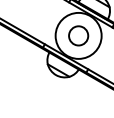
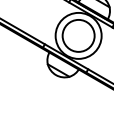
circle diameter: 19 px -> 32 px (78, 35)
